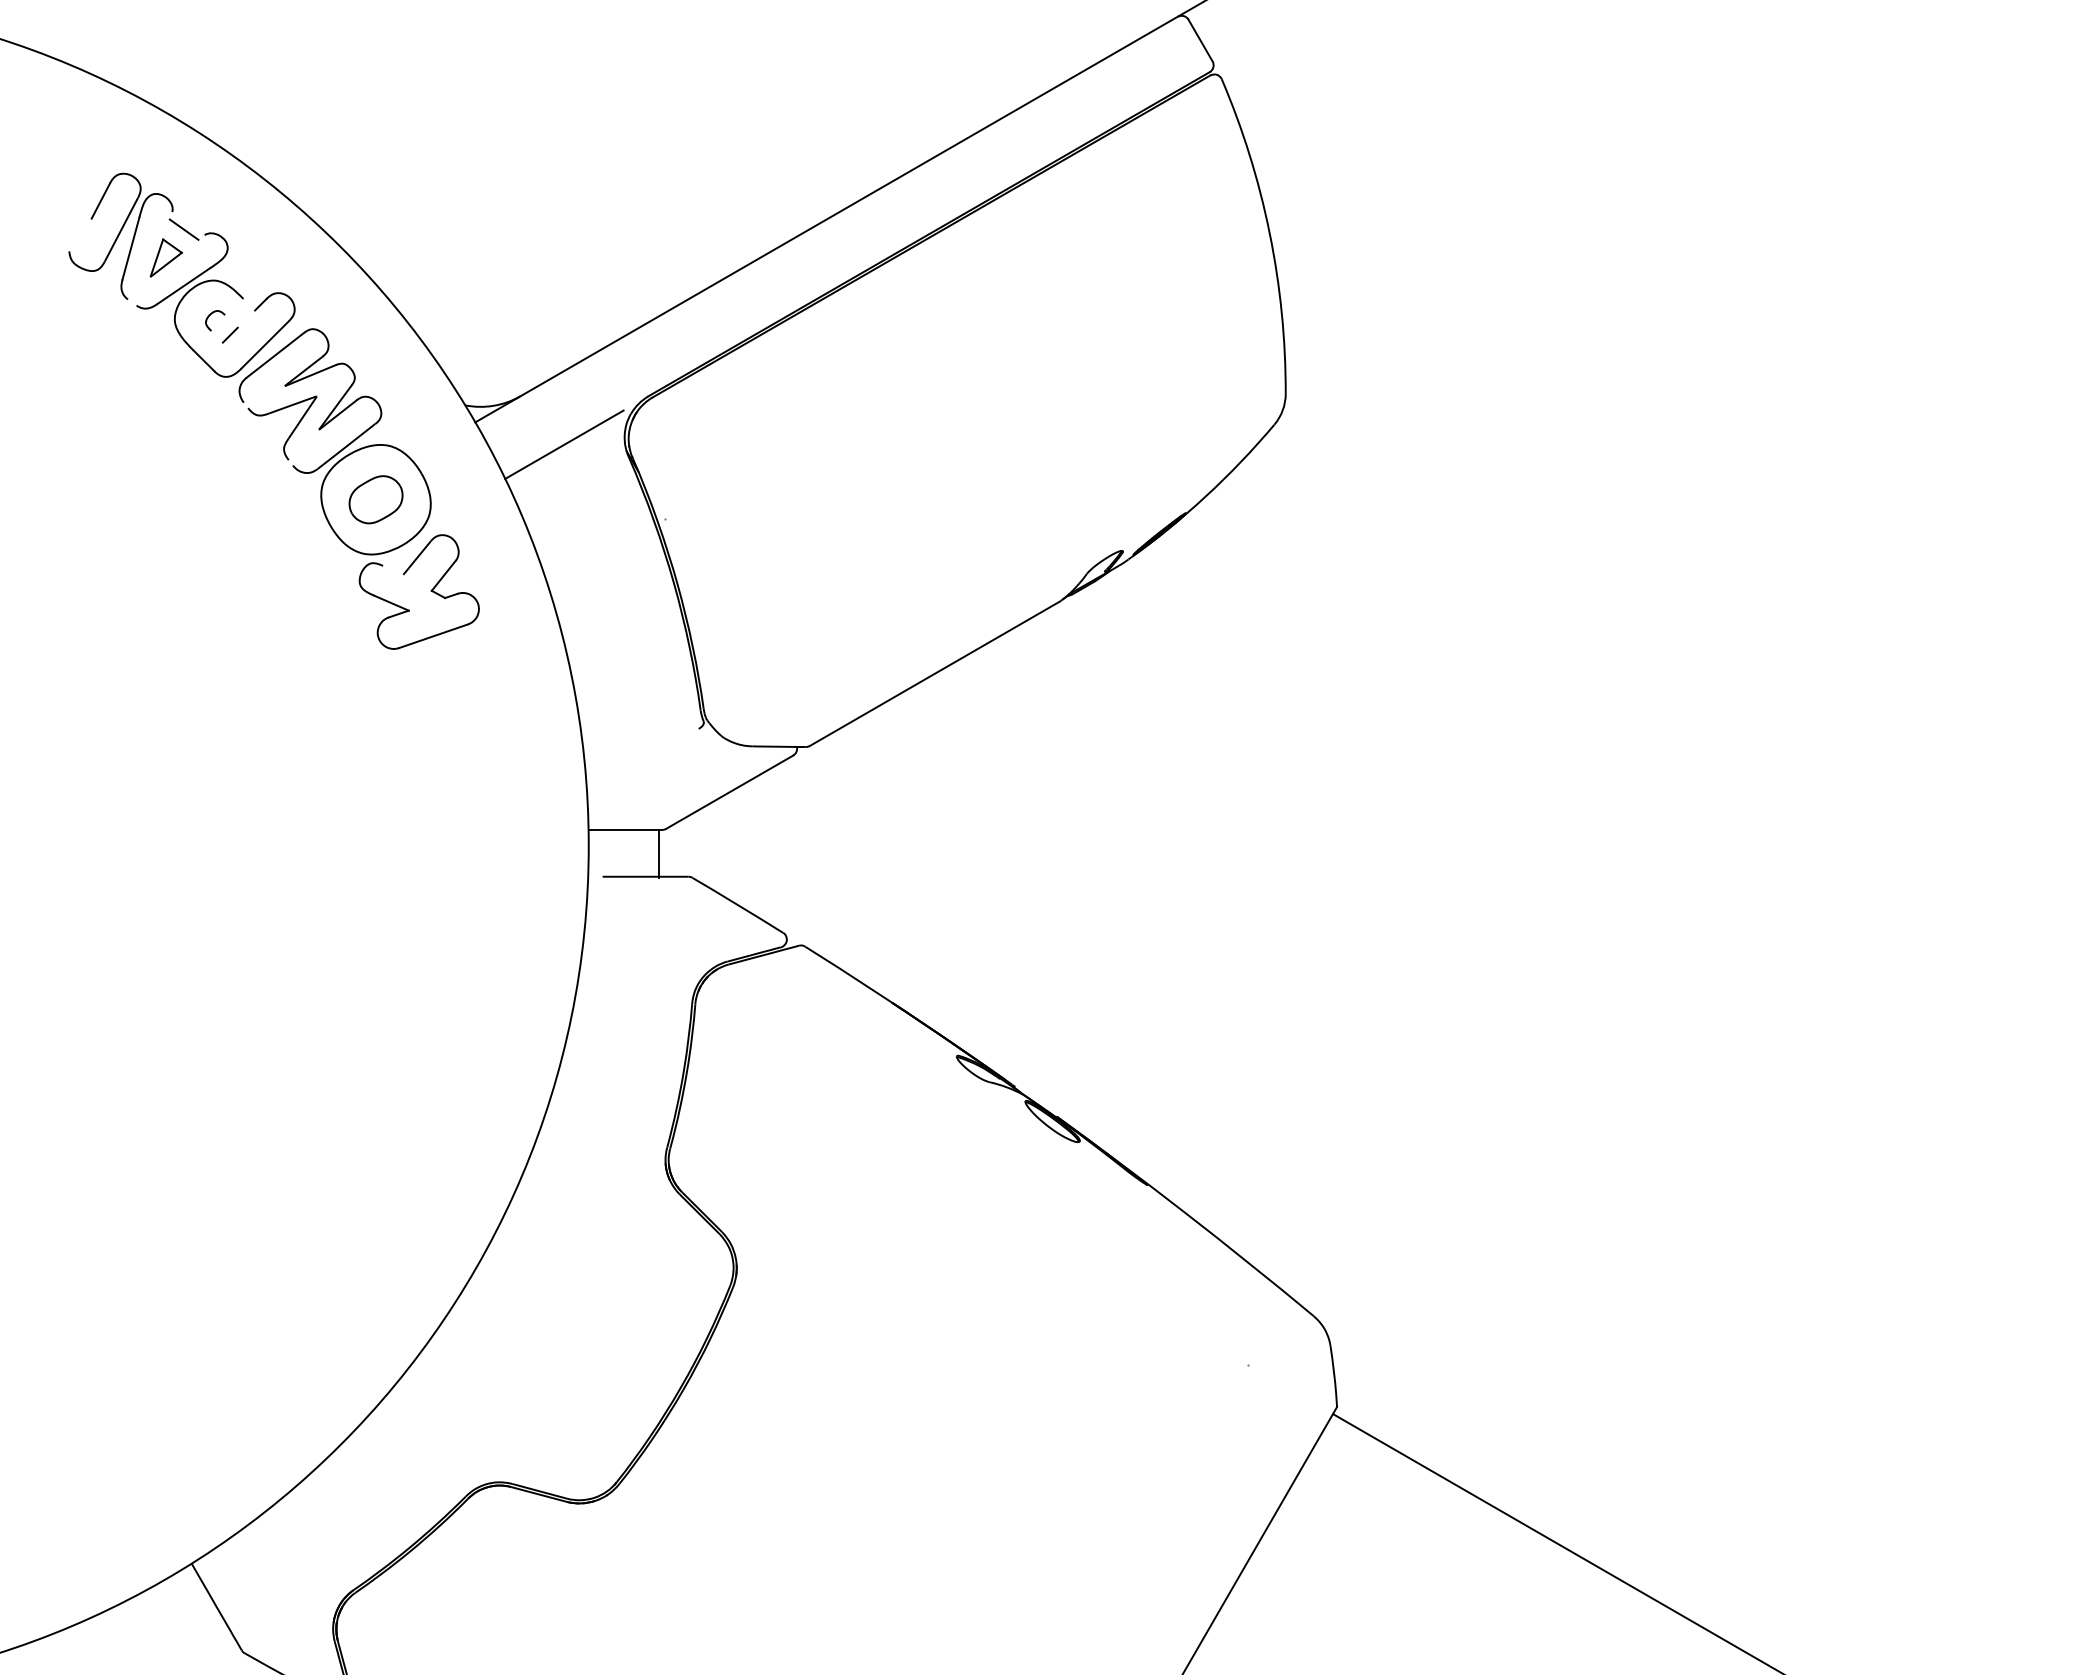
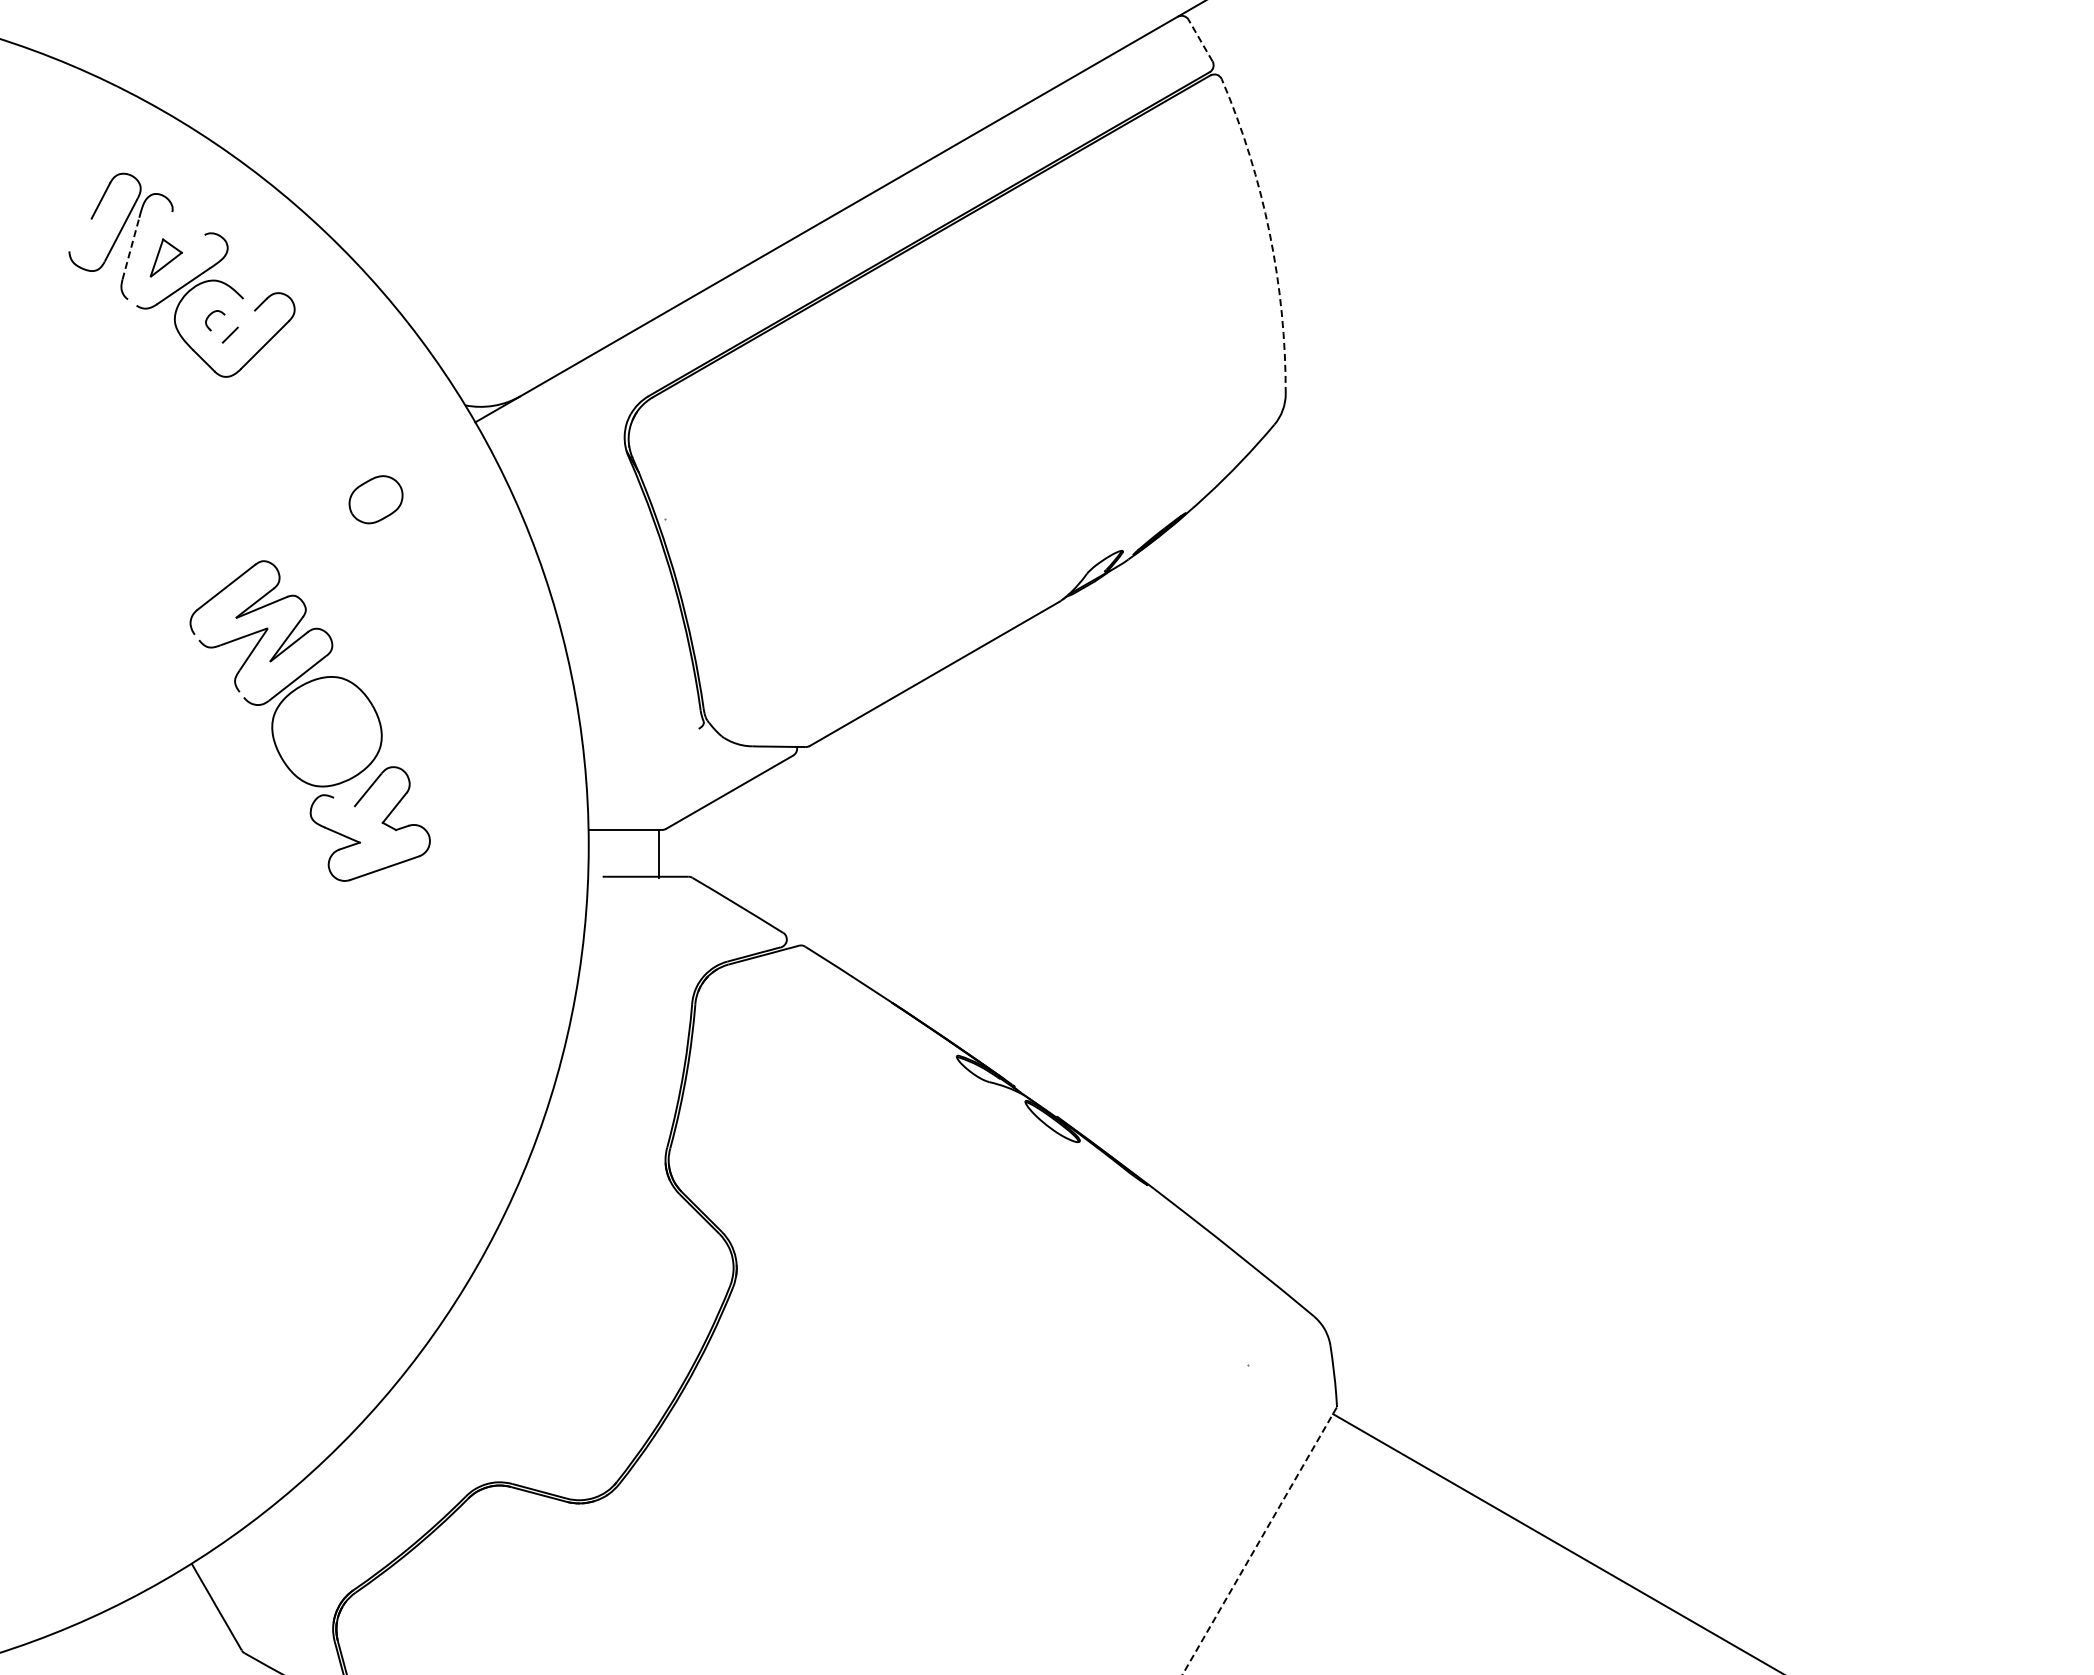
line: solid -> dashed (1200, 40)
line: present -> none (183, 229)
arc: solid -> dashed (1269, 233)
line: solid -> dashed (130, 248)
line: present -> none (564, 444)
part position: (358, 488) -> (309, 720) (309, 720)
line: solid -> dashed (1260, 1540)
